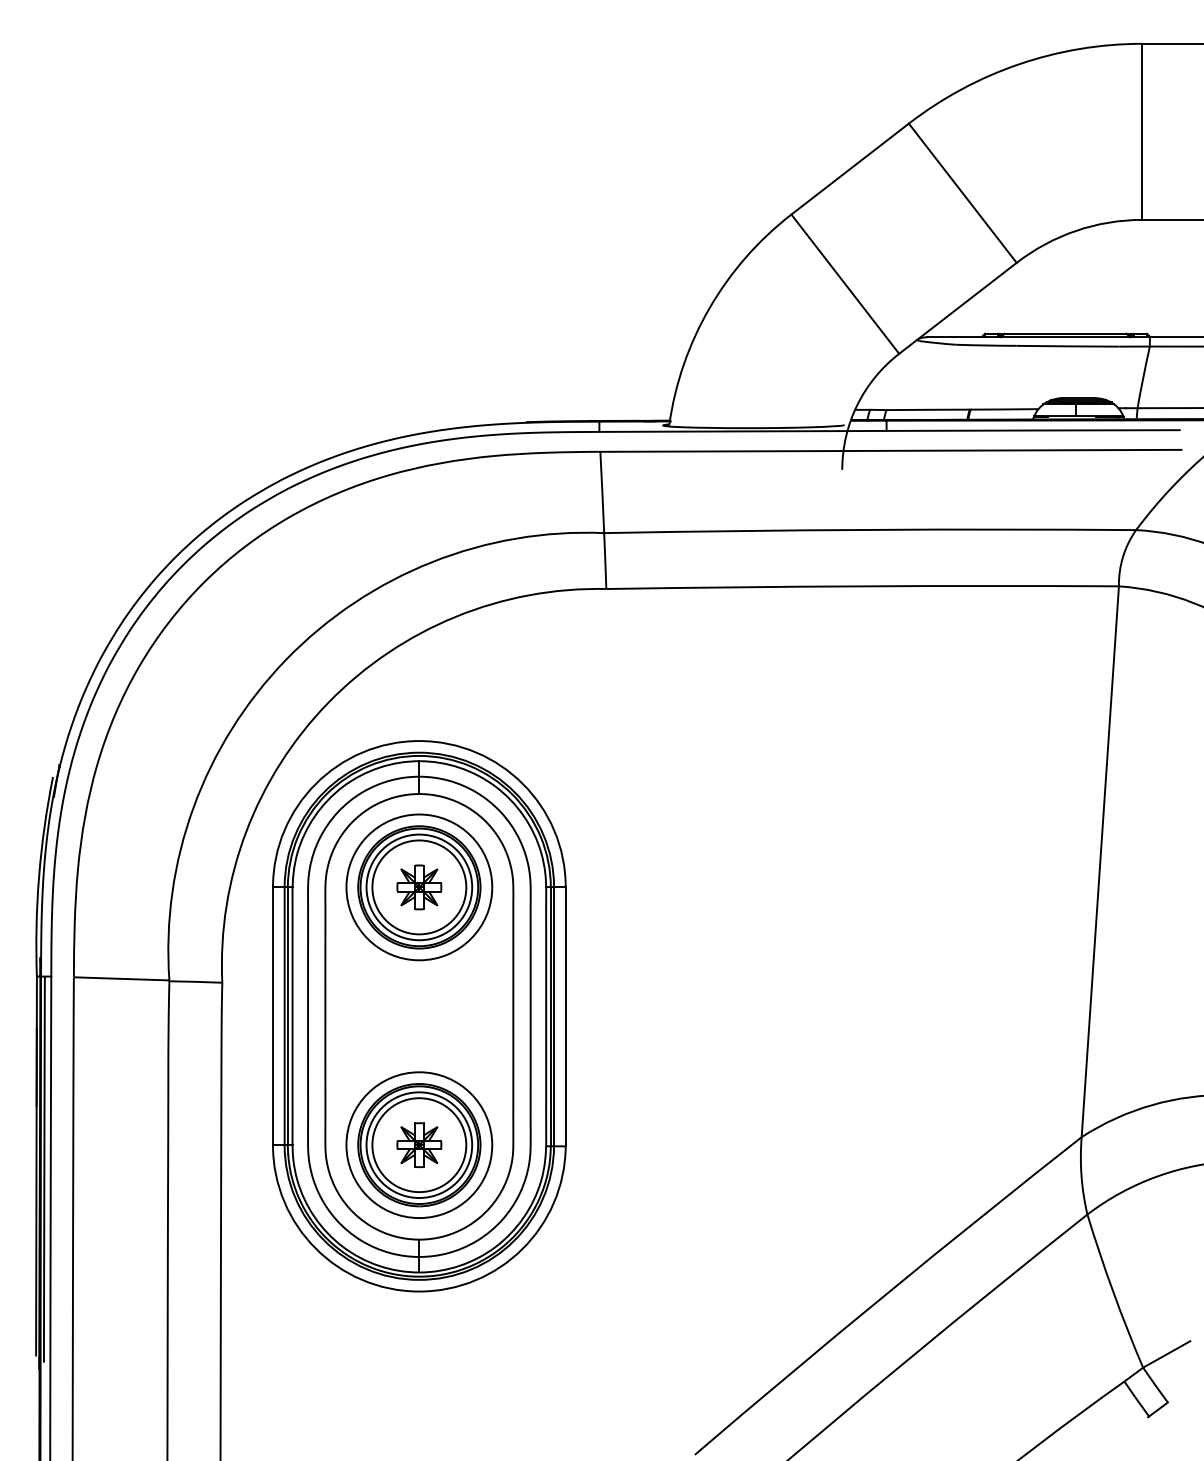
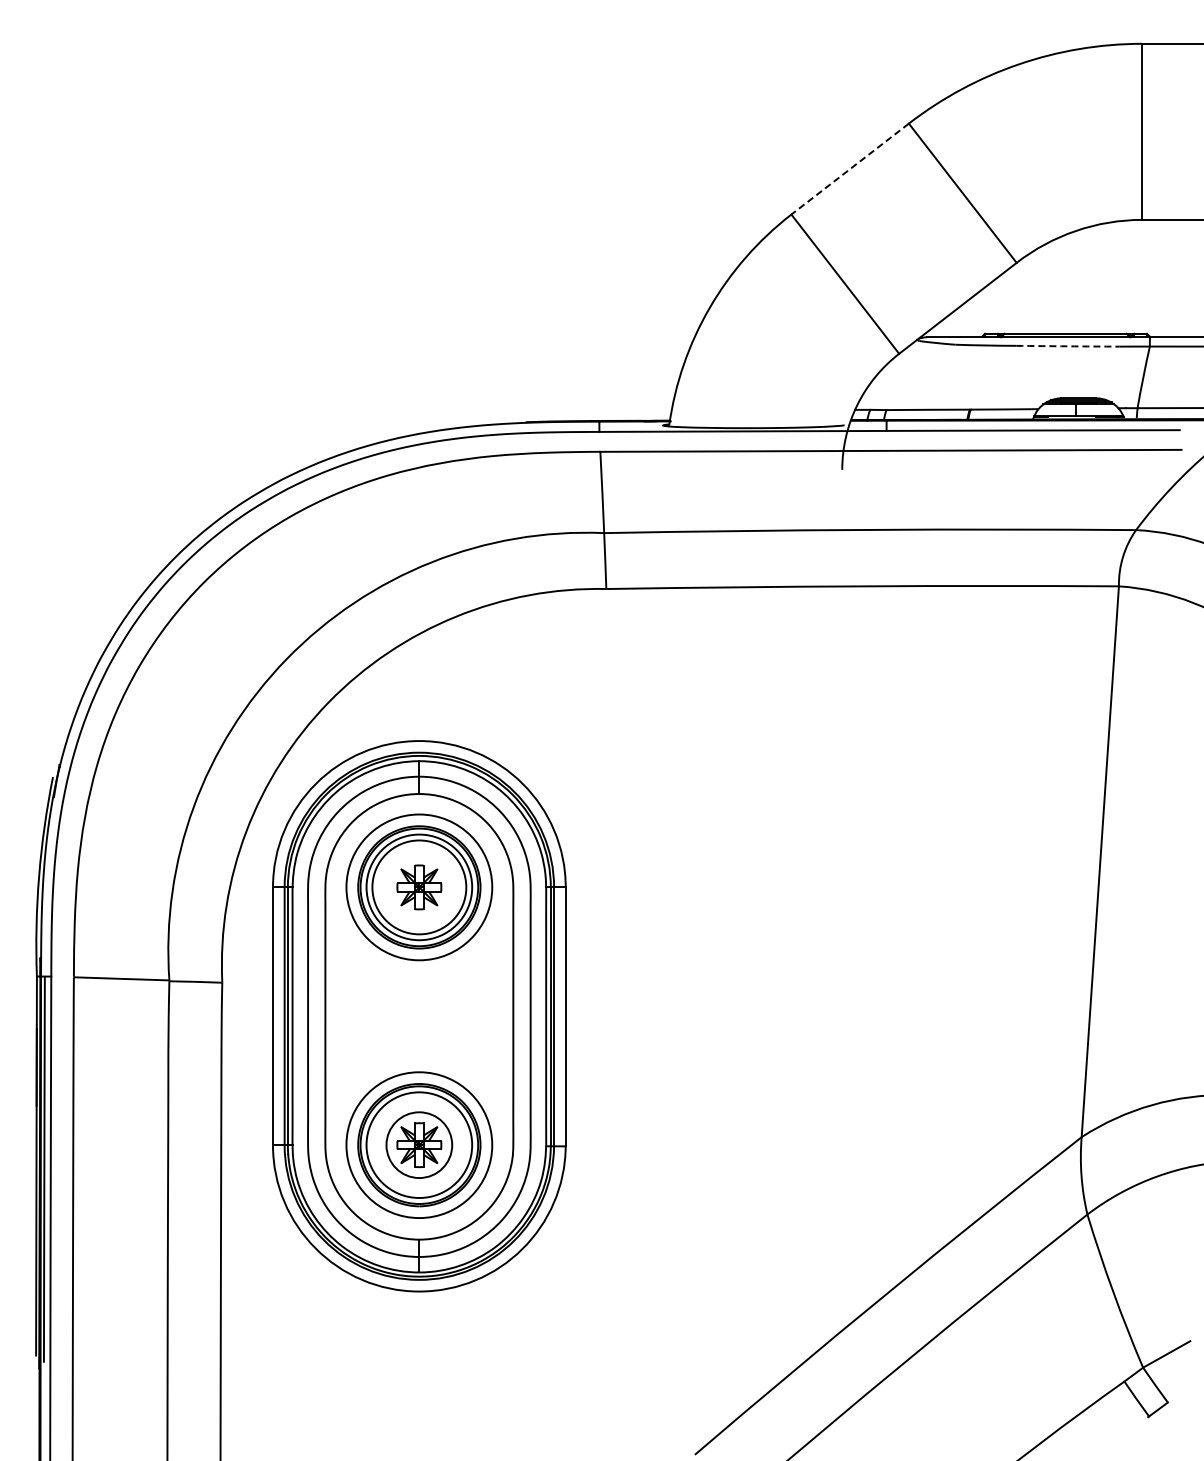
line: solid -> dashed (849, 169)
arc: solid -> dashed (1067, 346)
circle diameter: 94 px -> 66 px (419, 1145)
